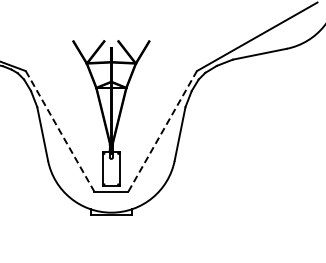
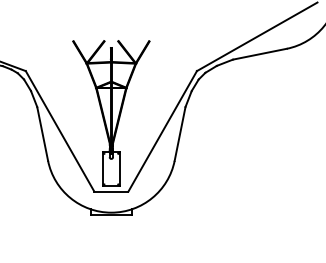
line: dashed -> solid (162, 130)
line: dashed -> solid (60, 131)
